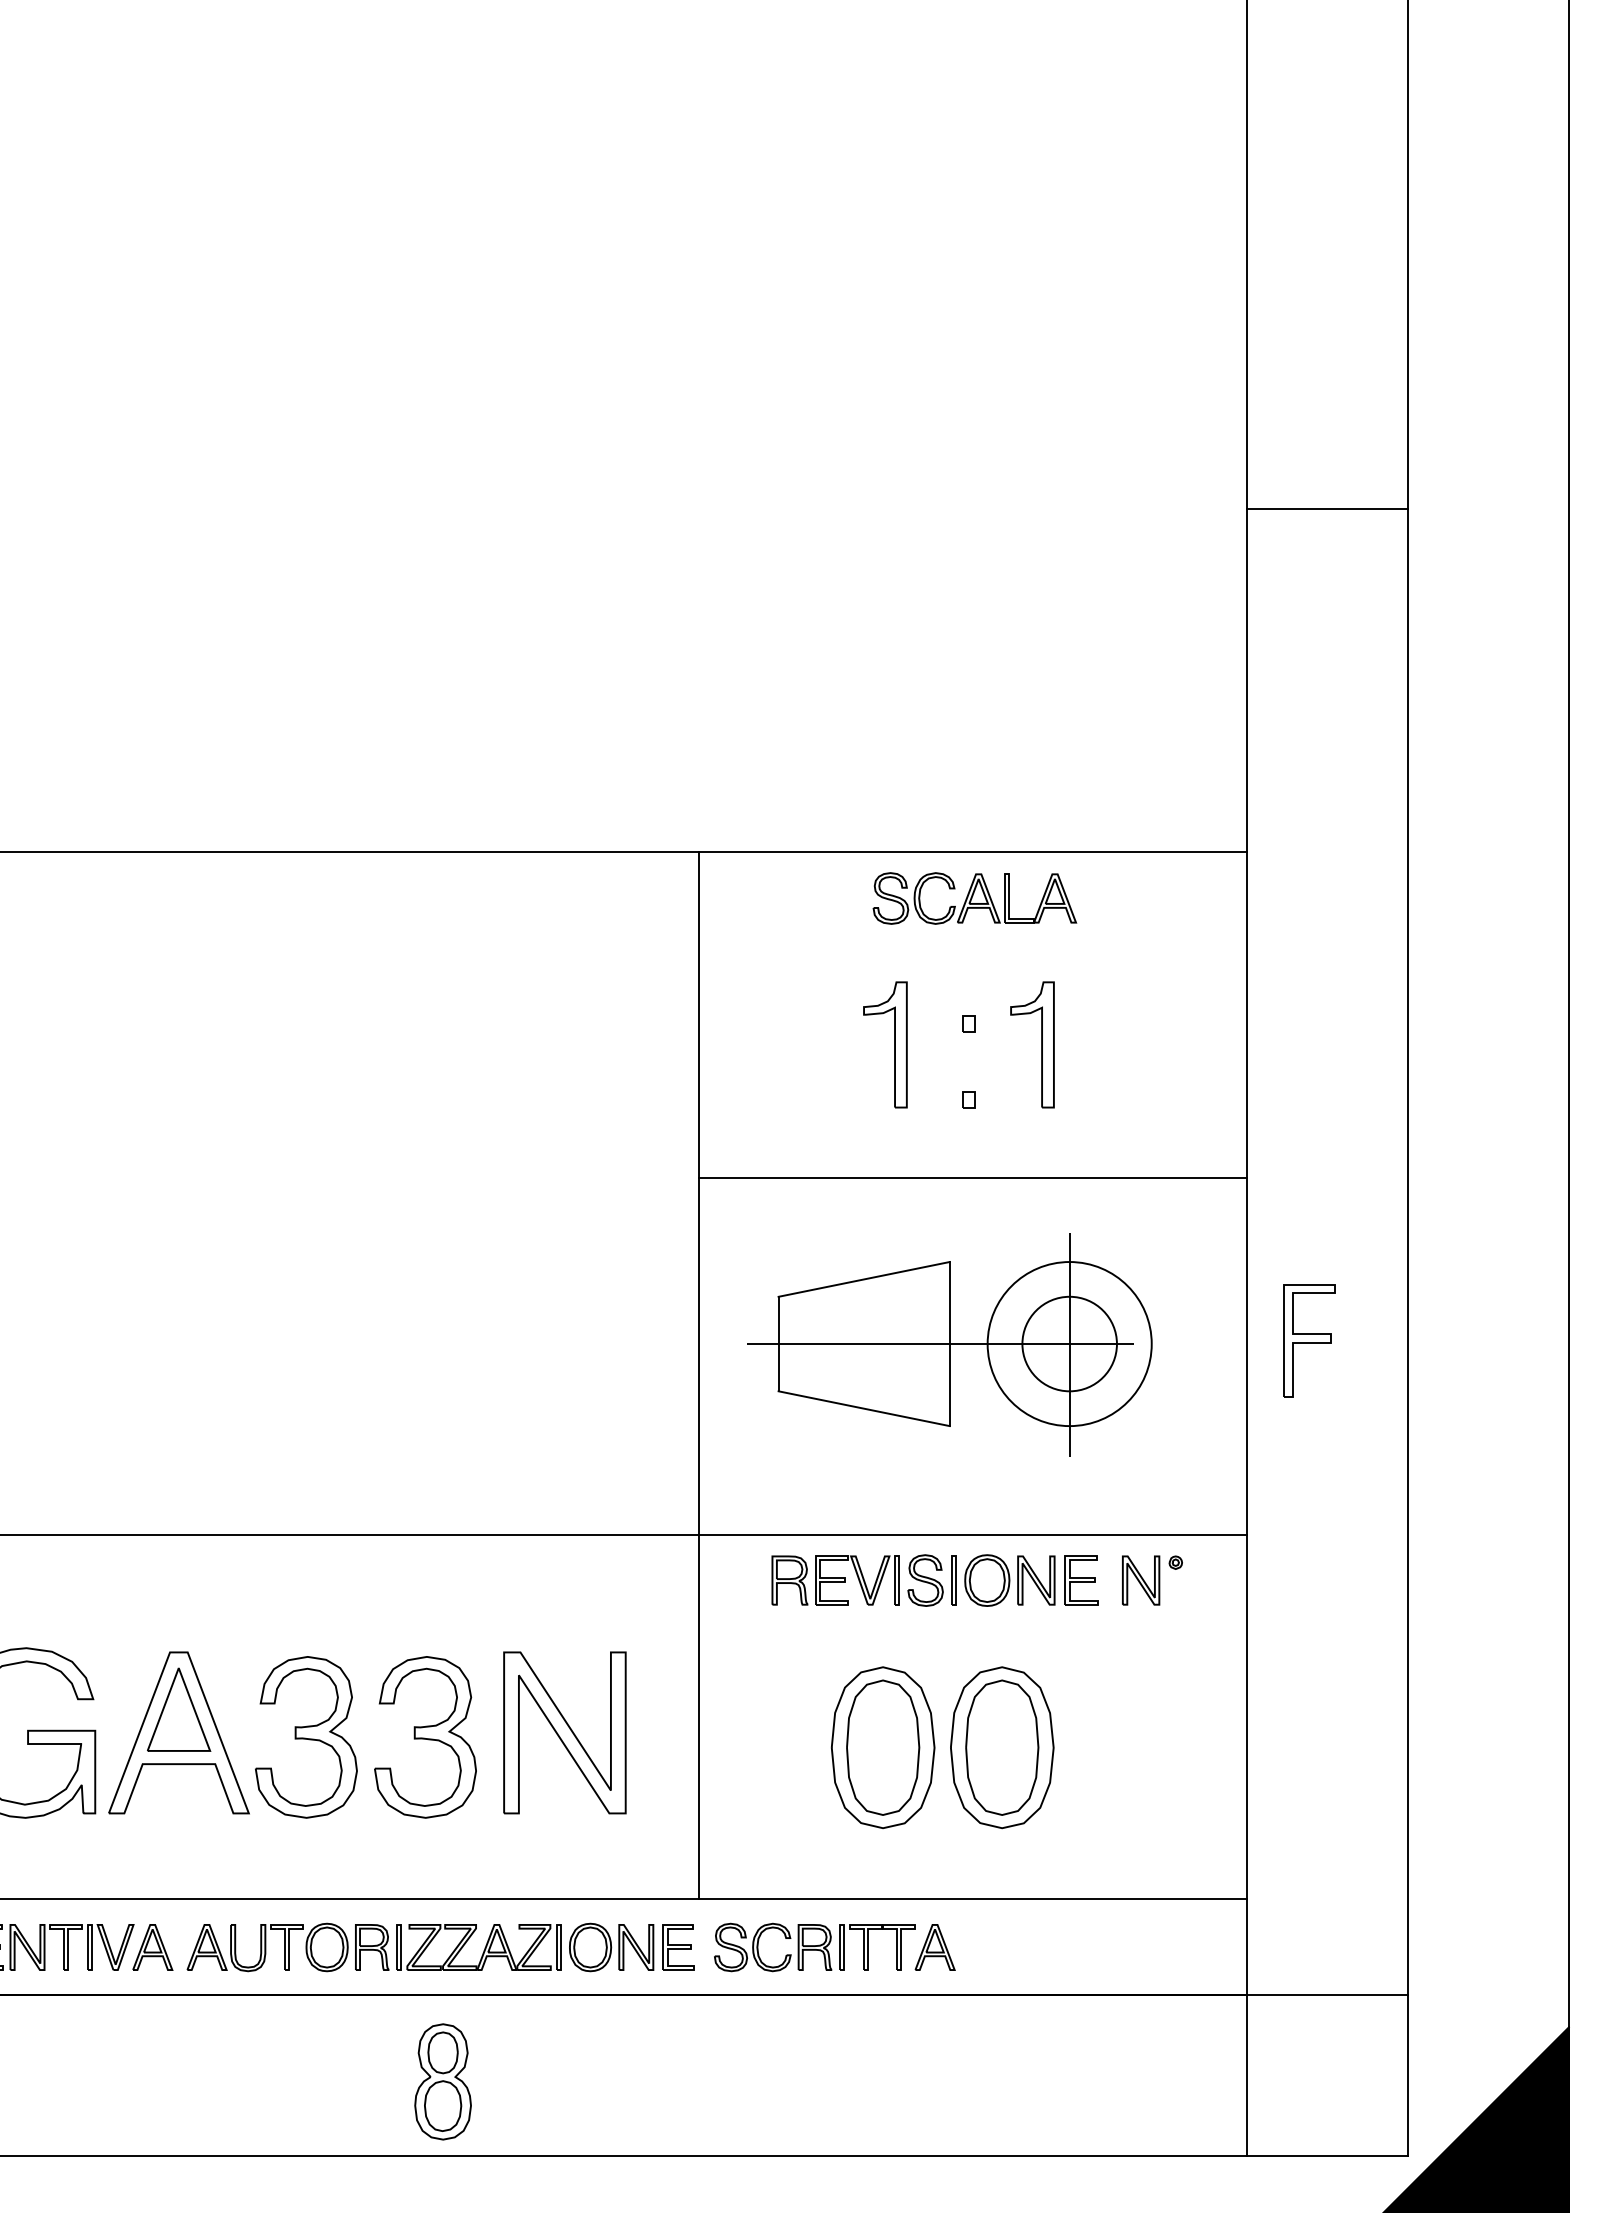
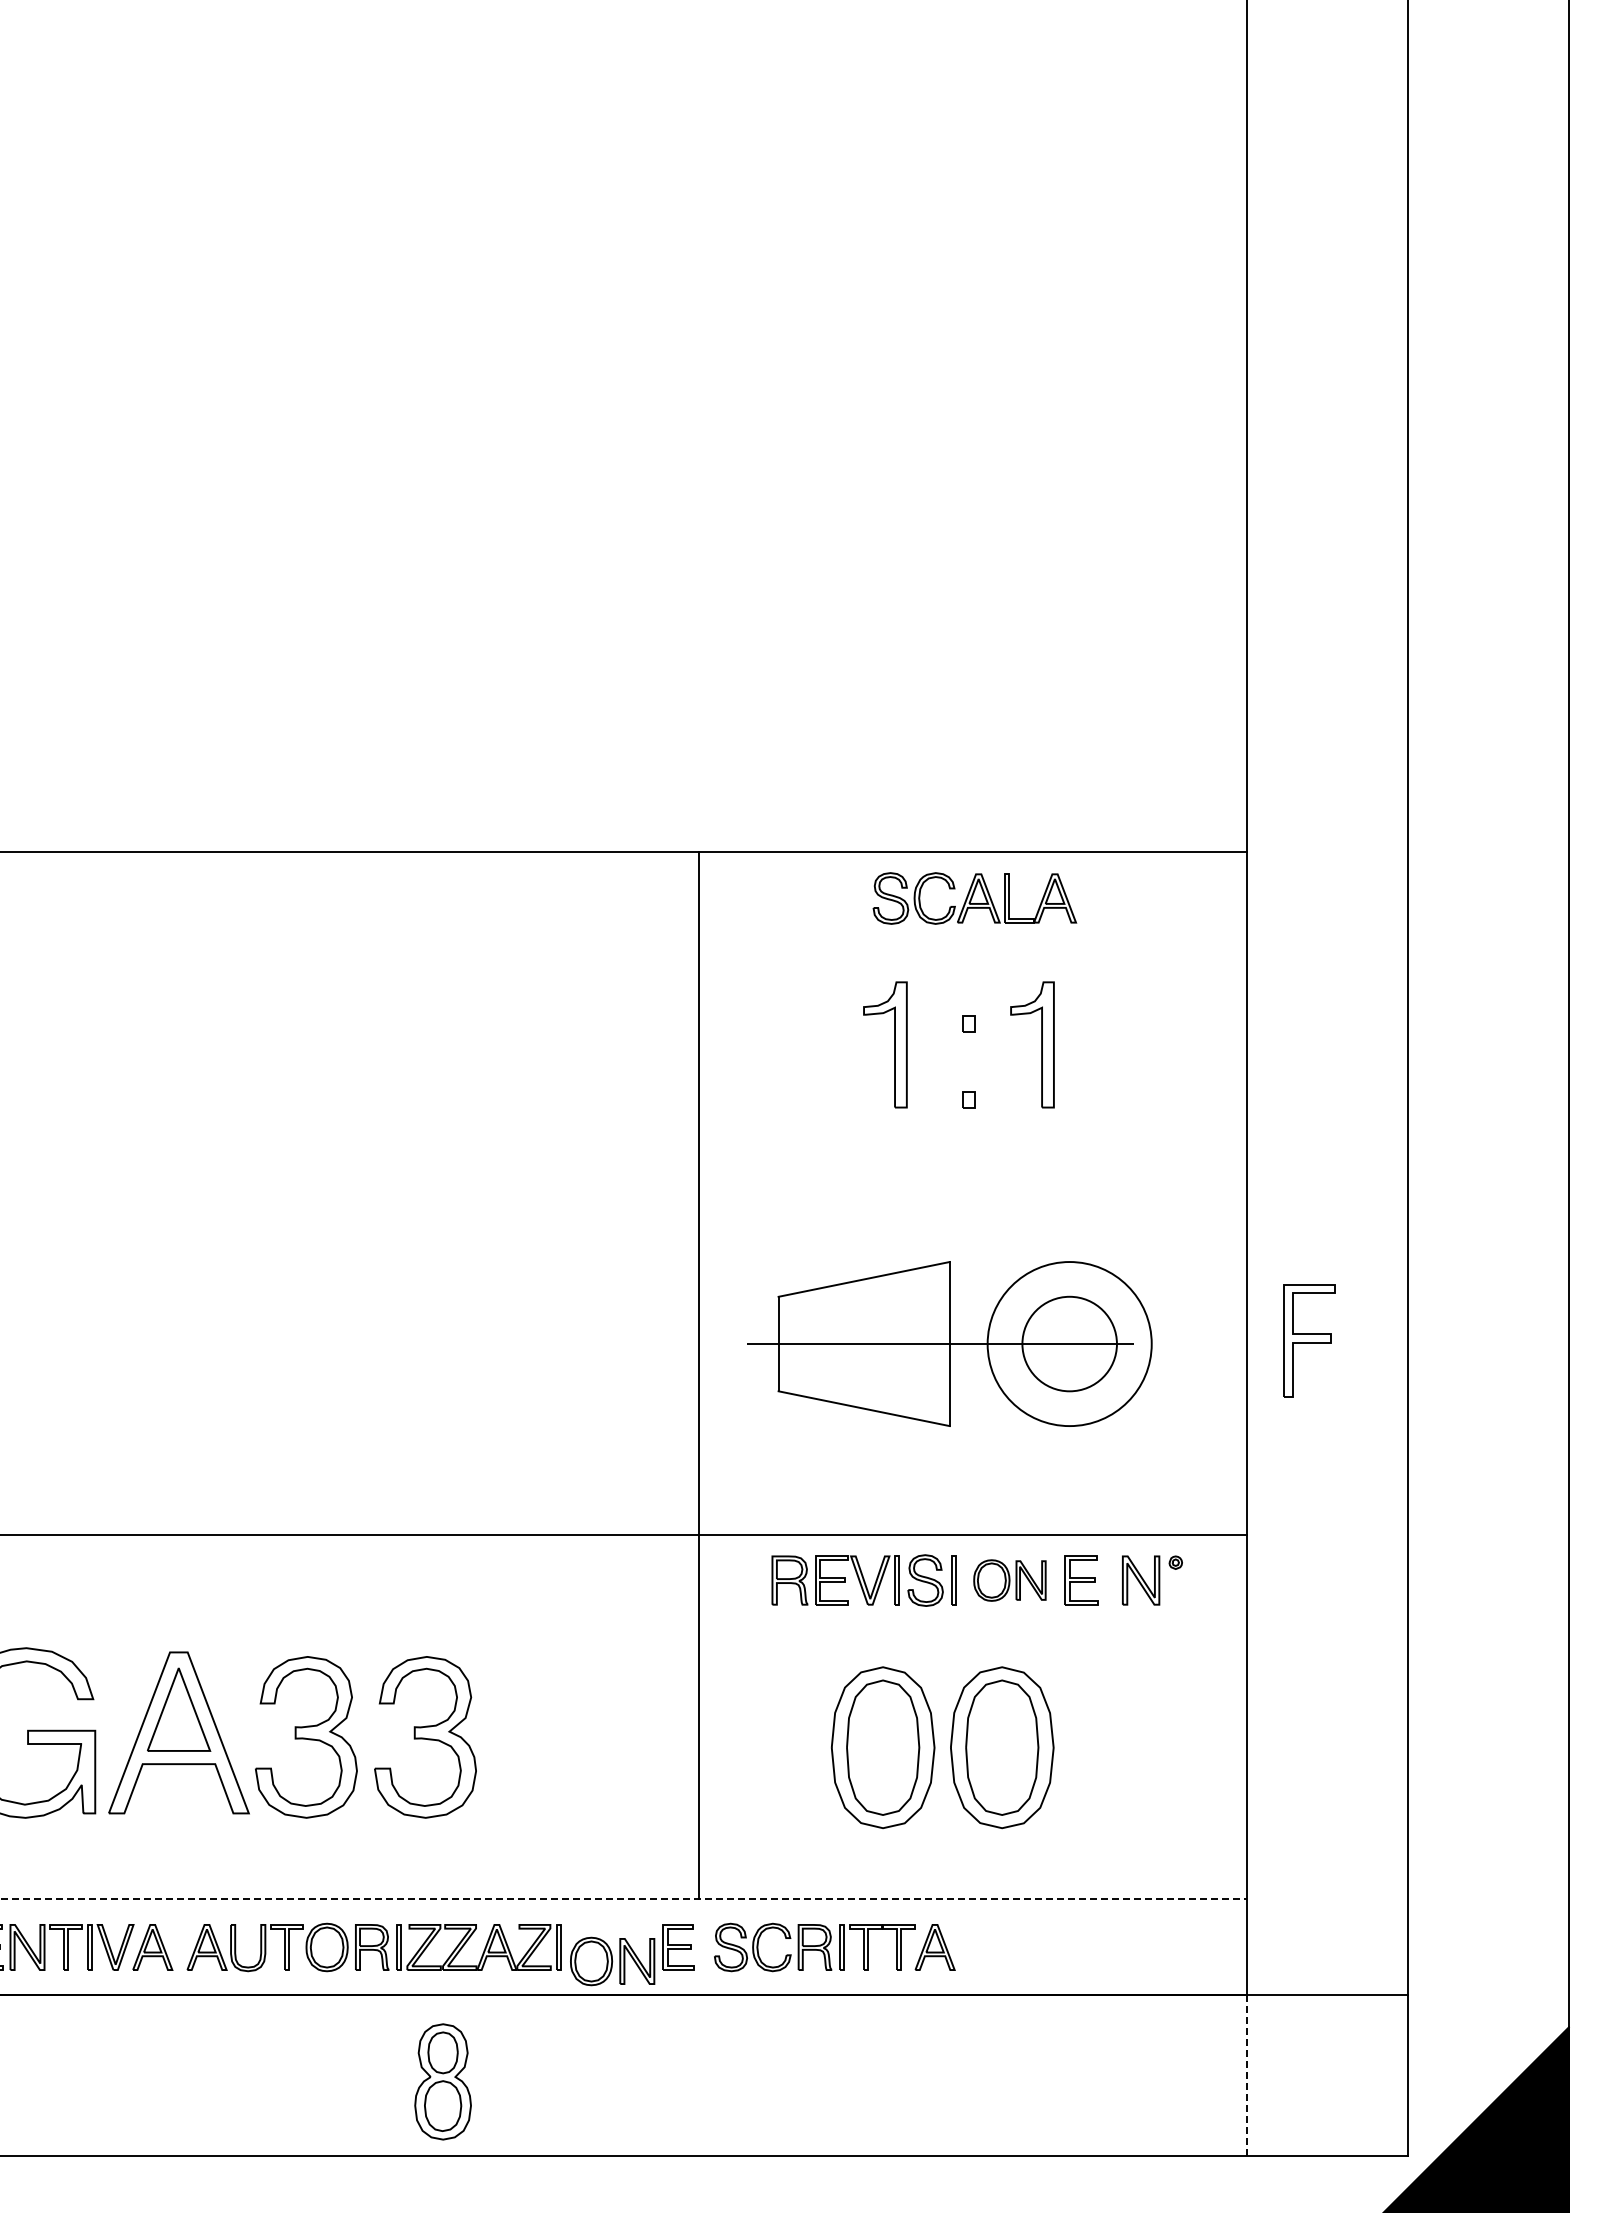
line: present -> none (1326, 508)
line: present -> none (972, 1177)
line: present -> none (1069, 1345)
part size: 92x53 px -> 74x43 px (1009, 1580)
part: present -> none (564, 1732)
line: solid -> dashed (623, 1898)
part position: (611, 1947) -> (612, 1961) (612, 1961)
line: solid -> dashed (1246, 2075)
